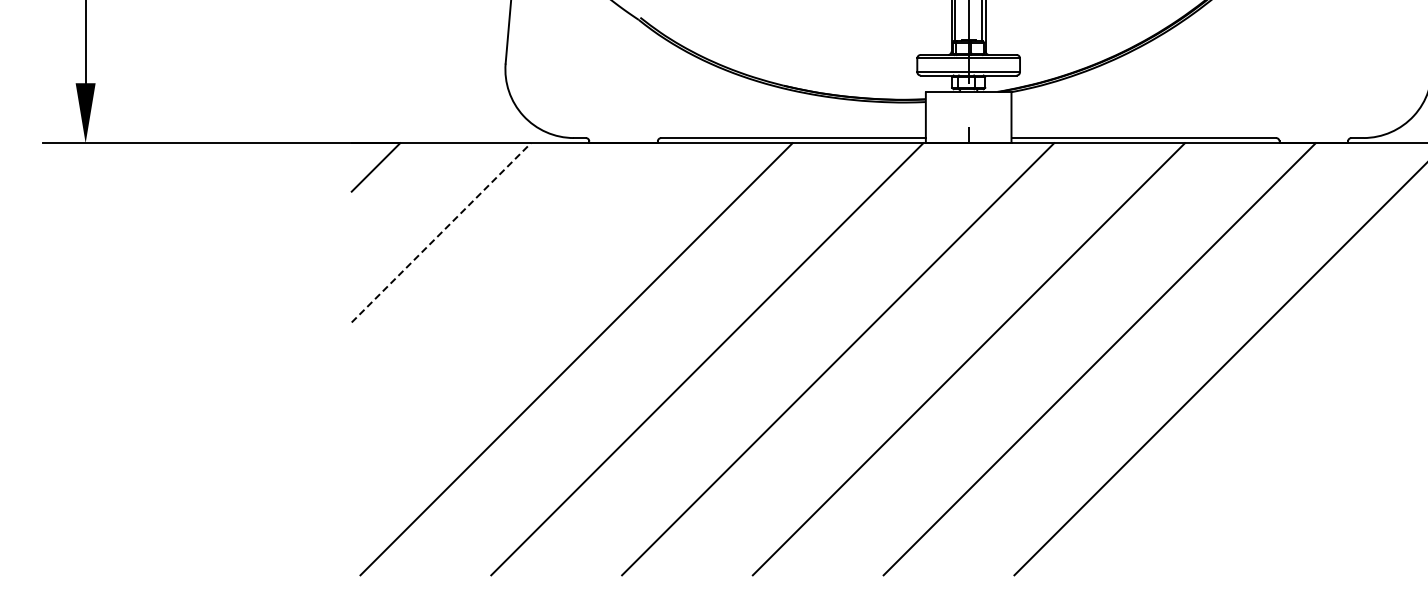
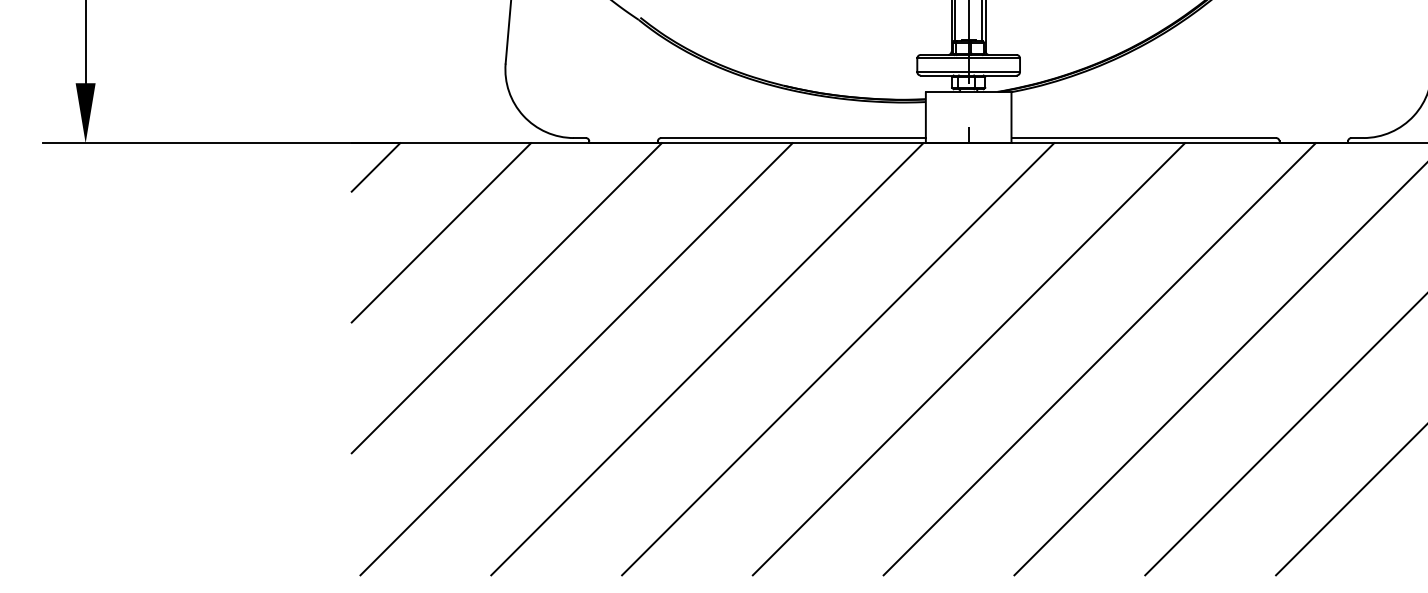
line: dashed -> solid (441, 232)
line: none -> present (506, 298)
line: none -> present (1284, 435)
line: none -> present (1350, 500)
